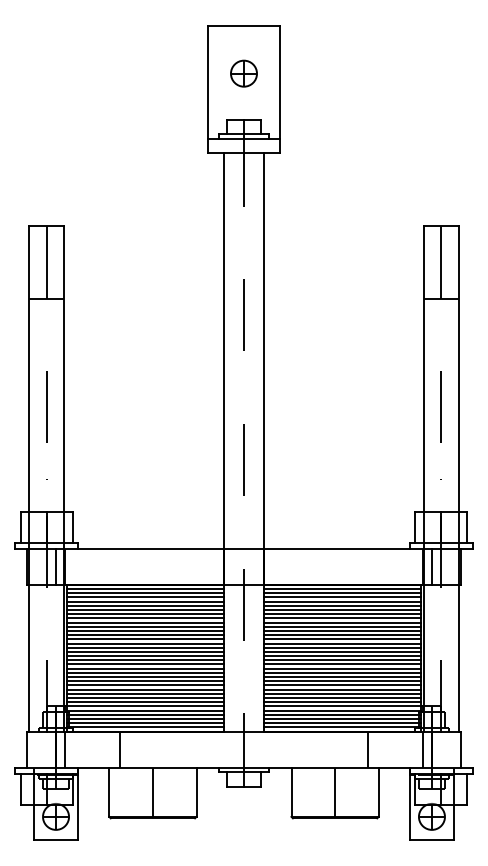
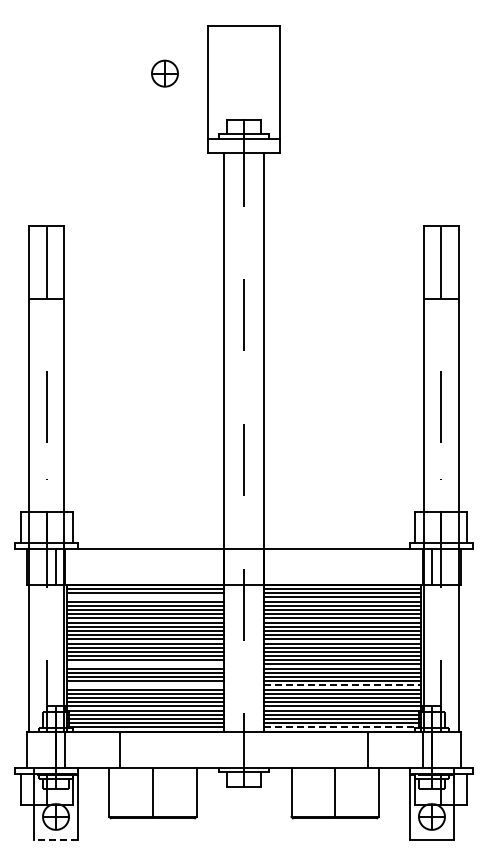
part position: (243, 73) -> (164, 73) (164, 73)
line: present -> none (144, 597)
line: present -> none (144, 664)
line: present -> none (144, 685)
line: solid -> dashed (343, 685)
line: solid -> dashed (343, 727)
line: solid -> dashed (56, 840)
